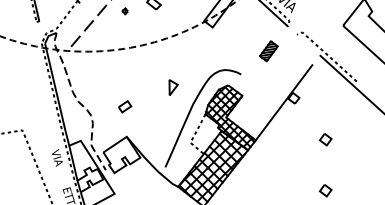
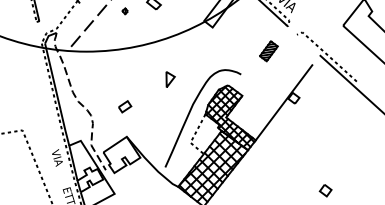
circle: dashed -> solid (118, 25)
part position: (173, 87) -> (170, 79) (170, 79)
part: present -> none (325, 139)
